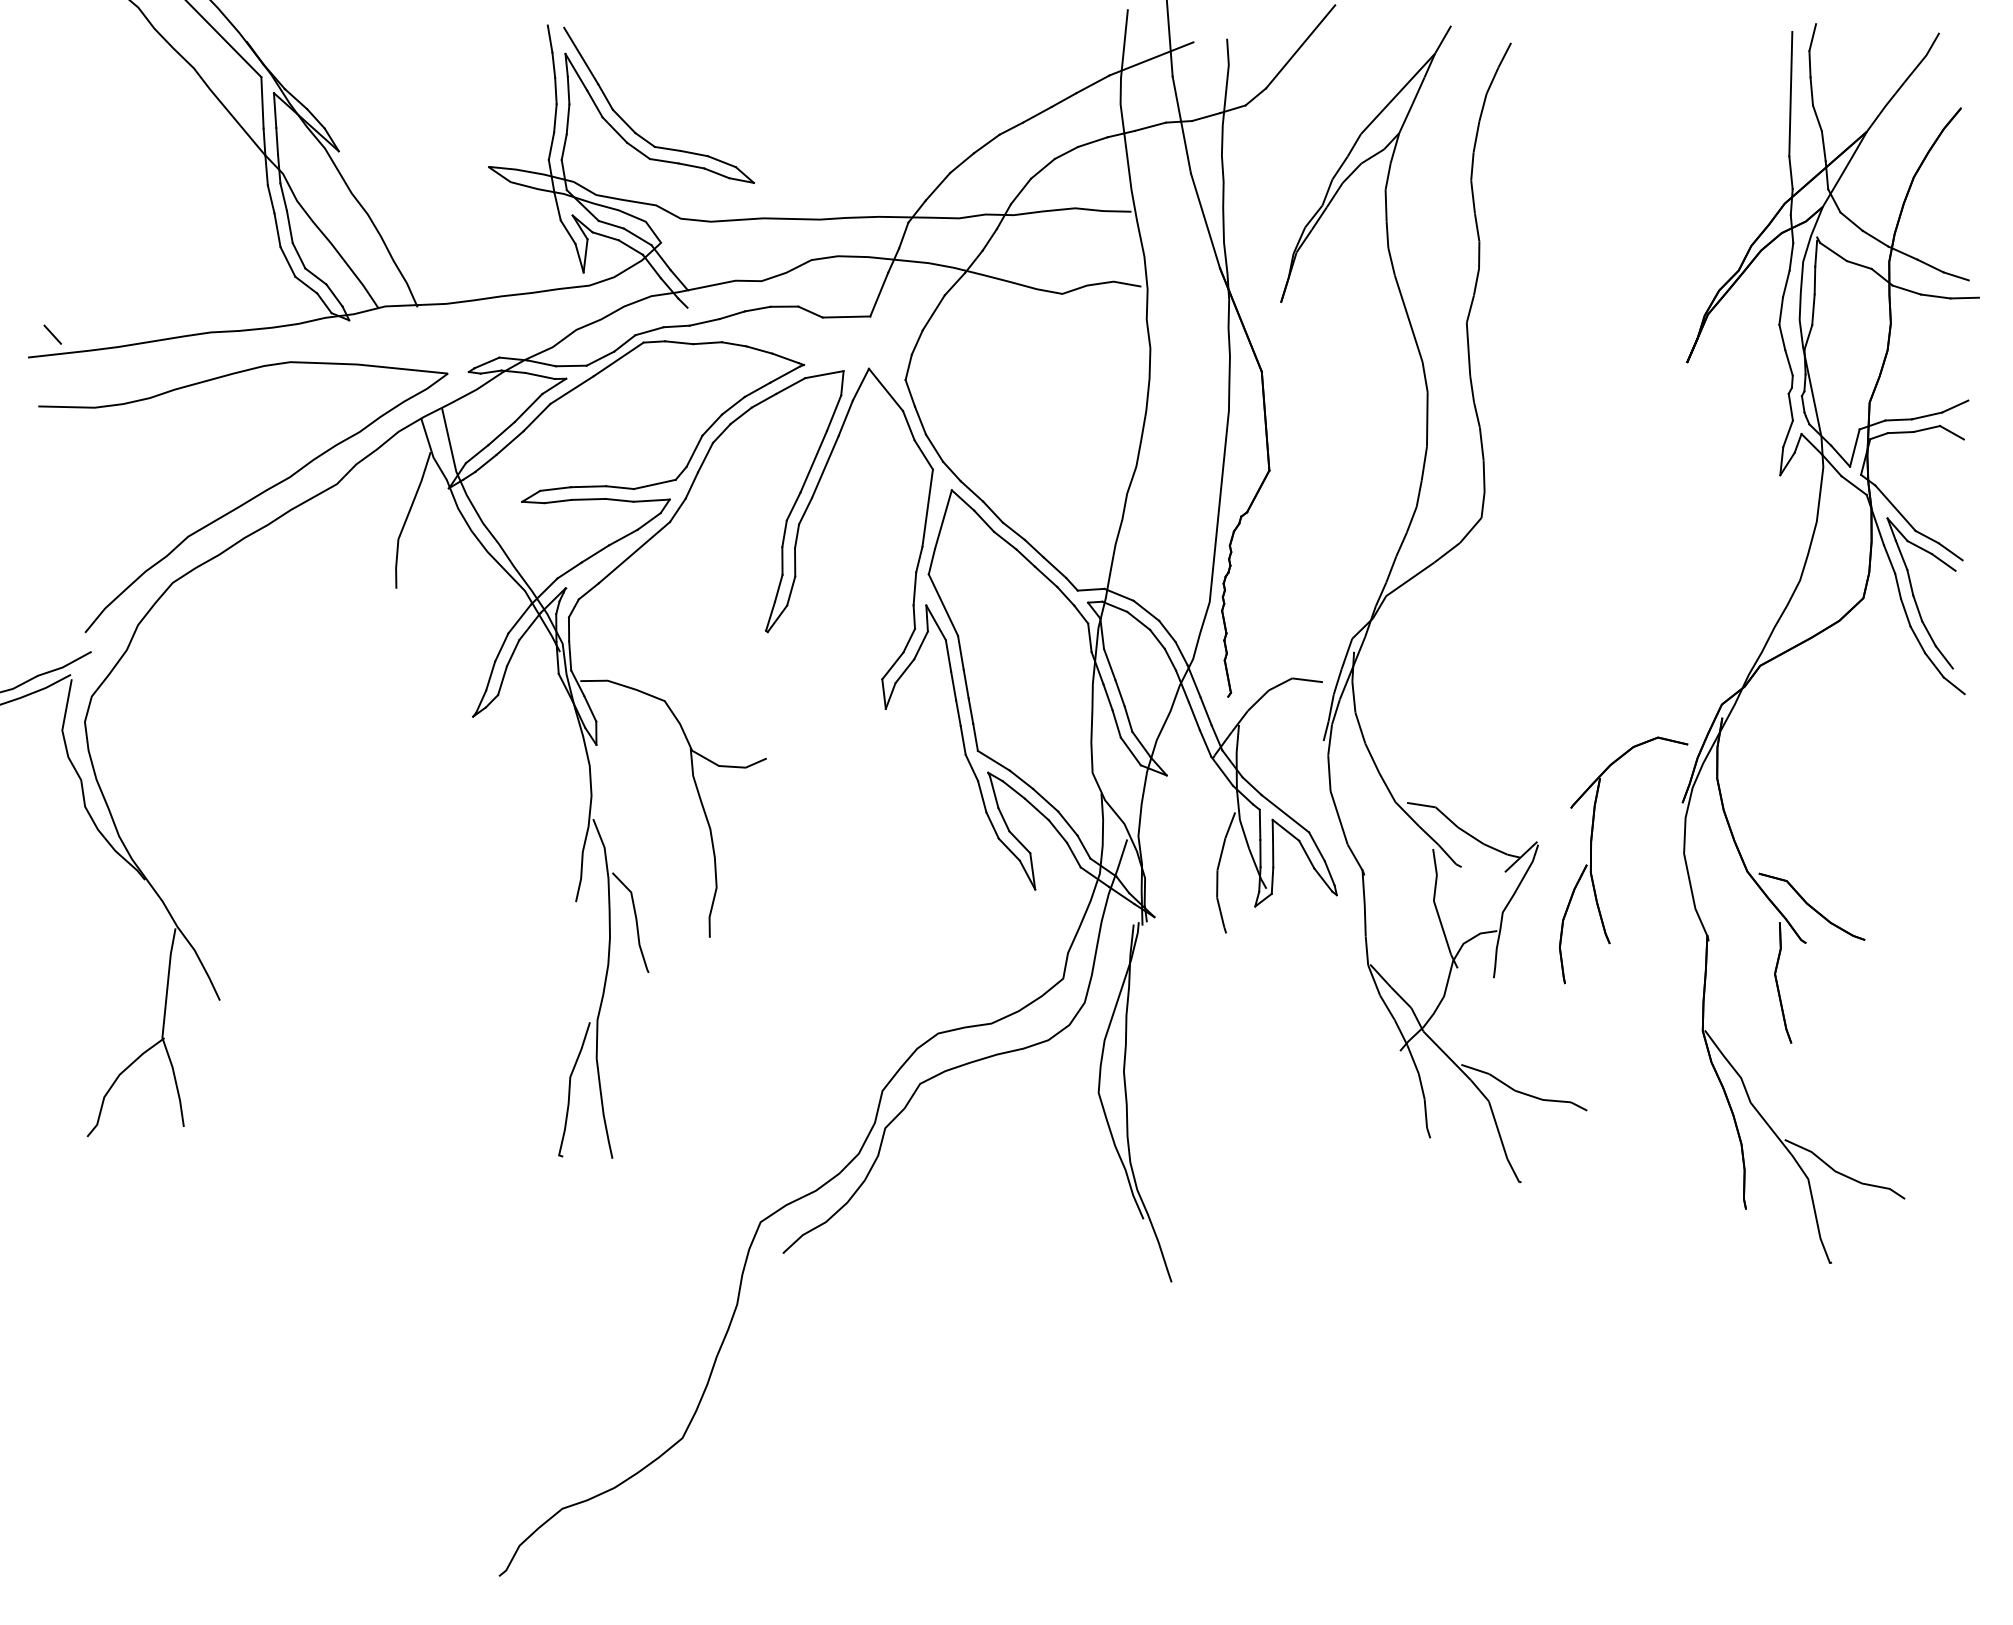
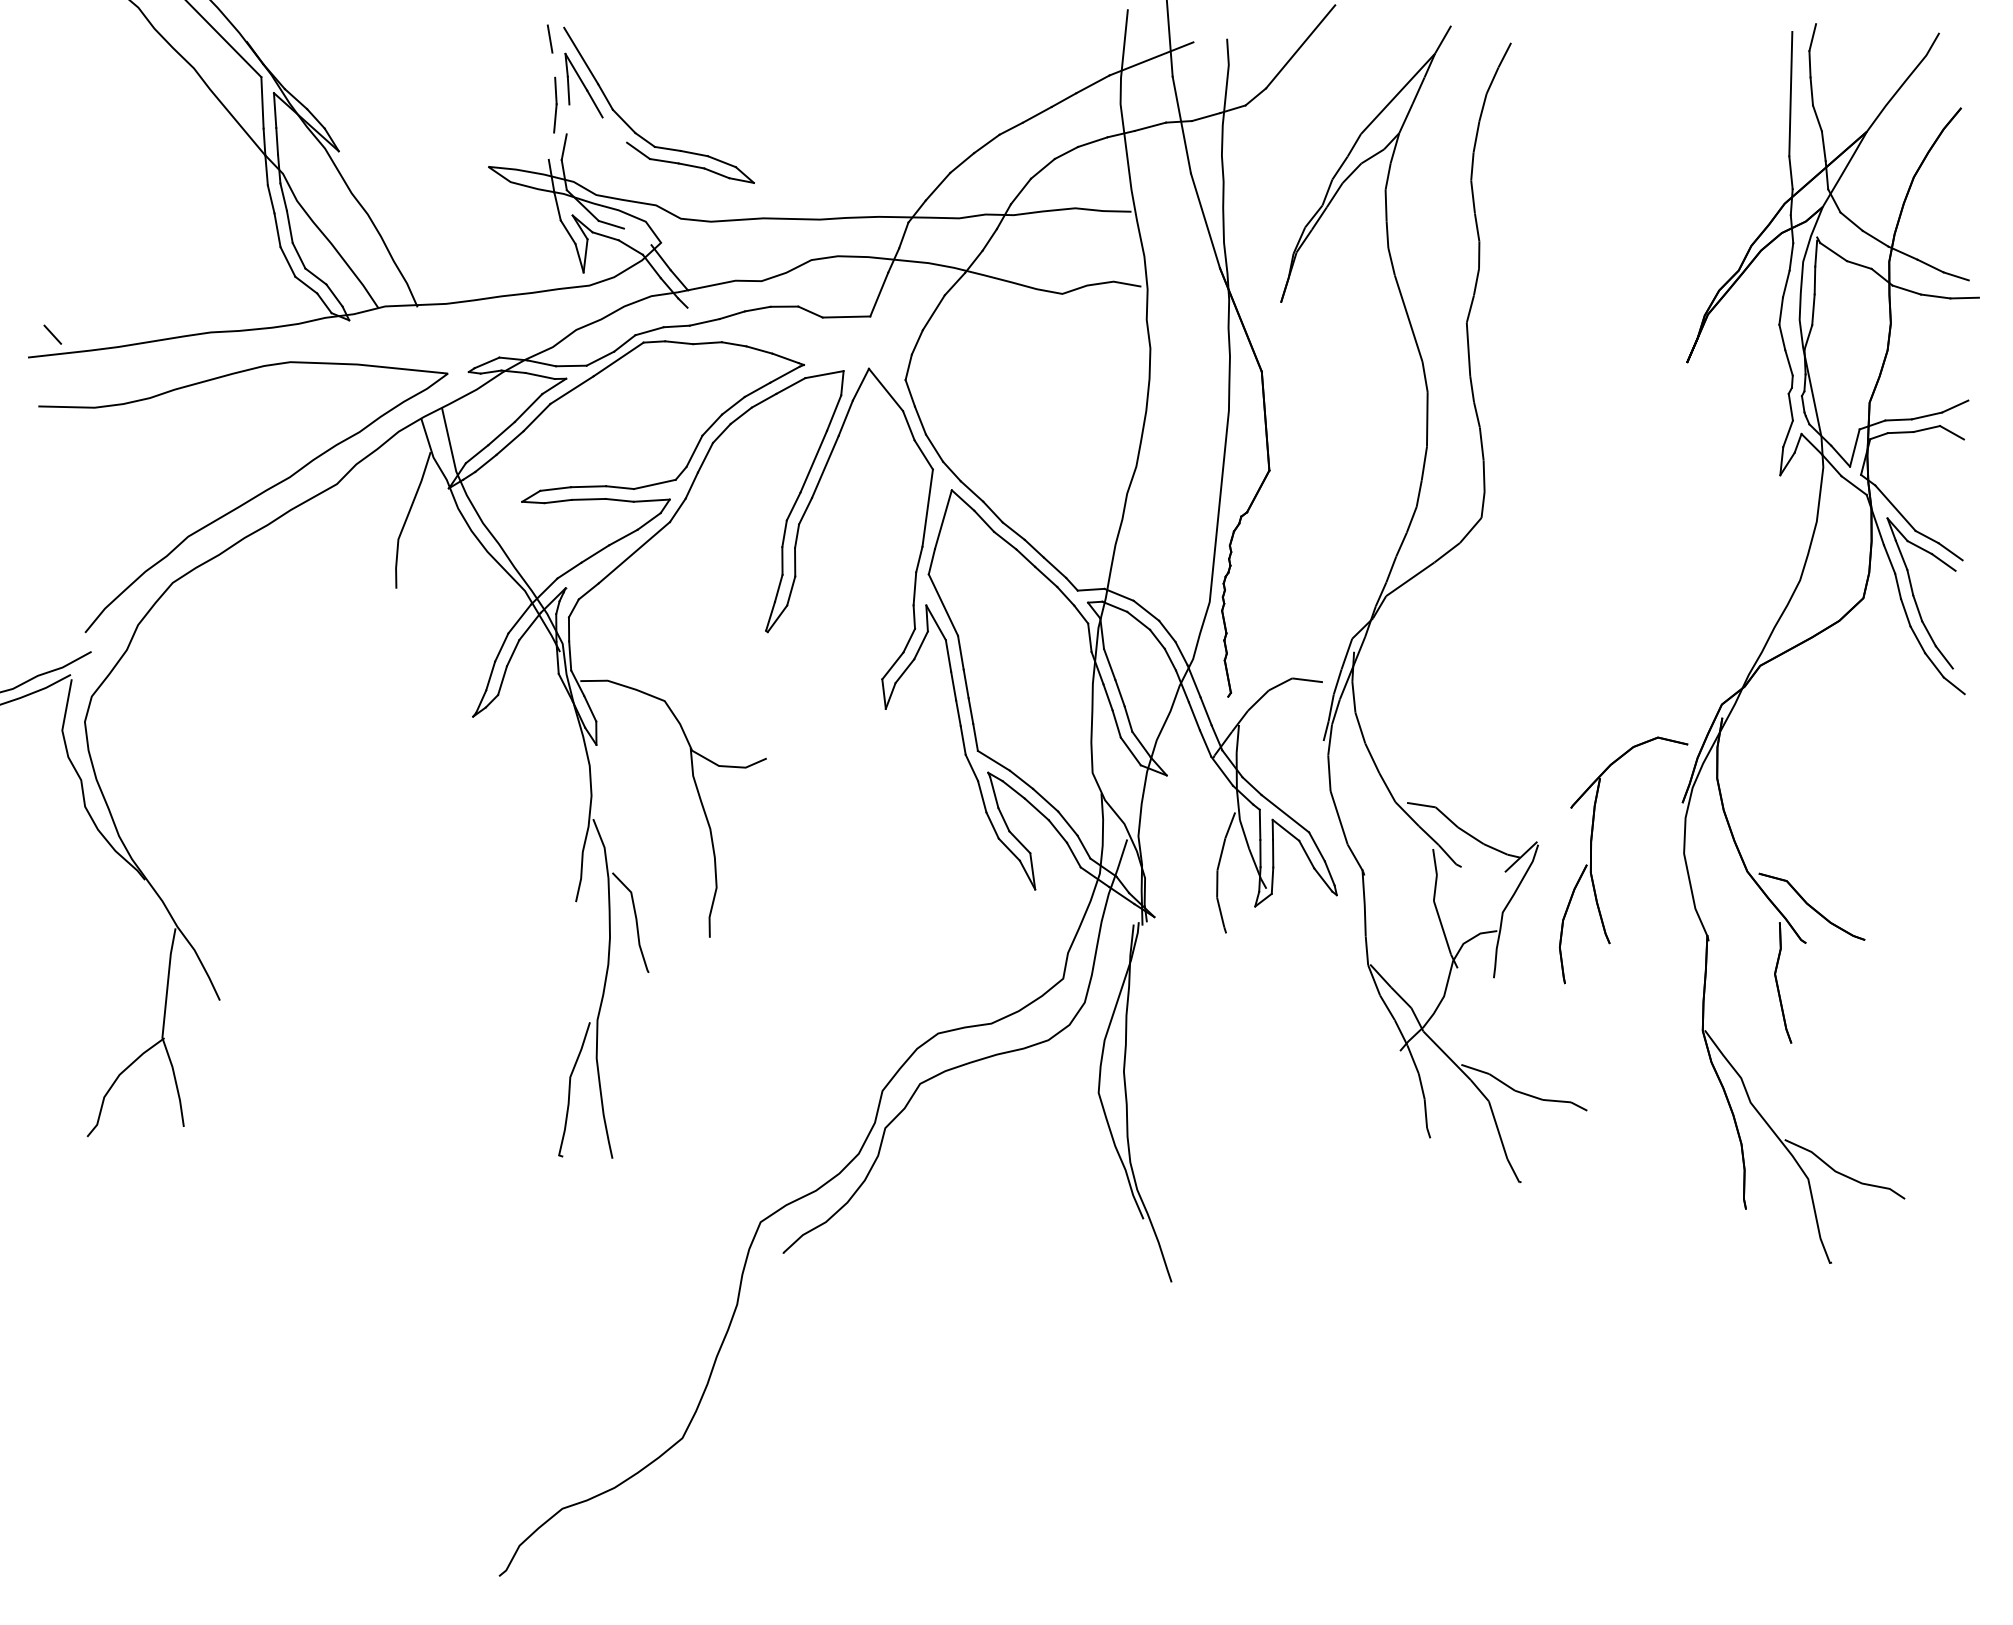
line: present -> none (553, 64)
line: present -> none (567, 119)
line: present -> none (614, 129)
line: present -> none (551, 145)
line: present -> none (637, 236)
